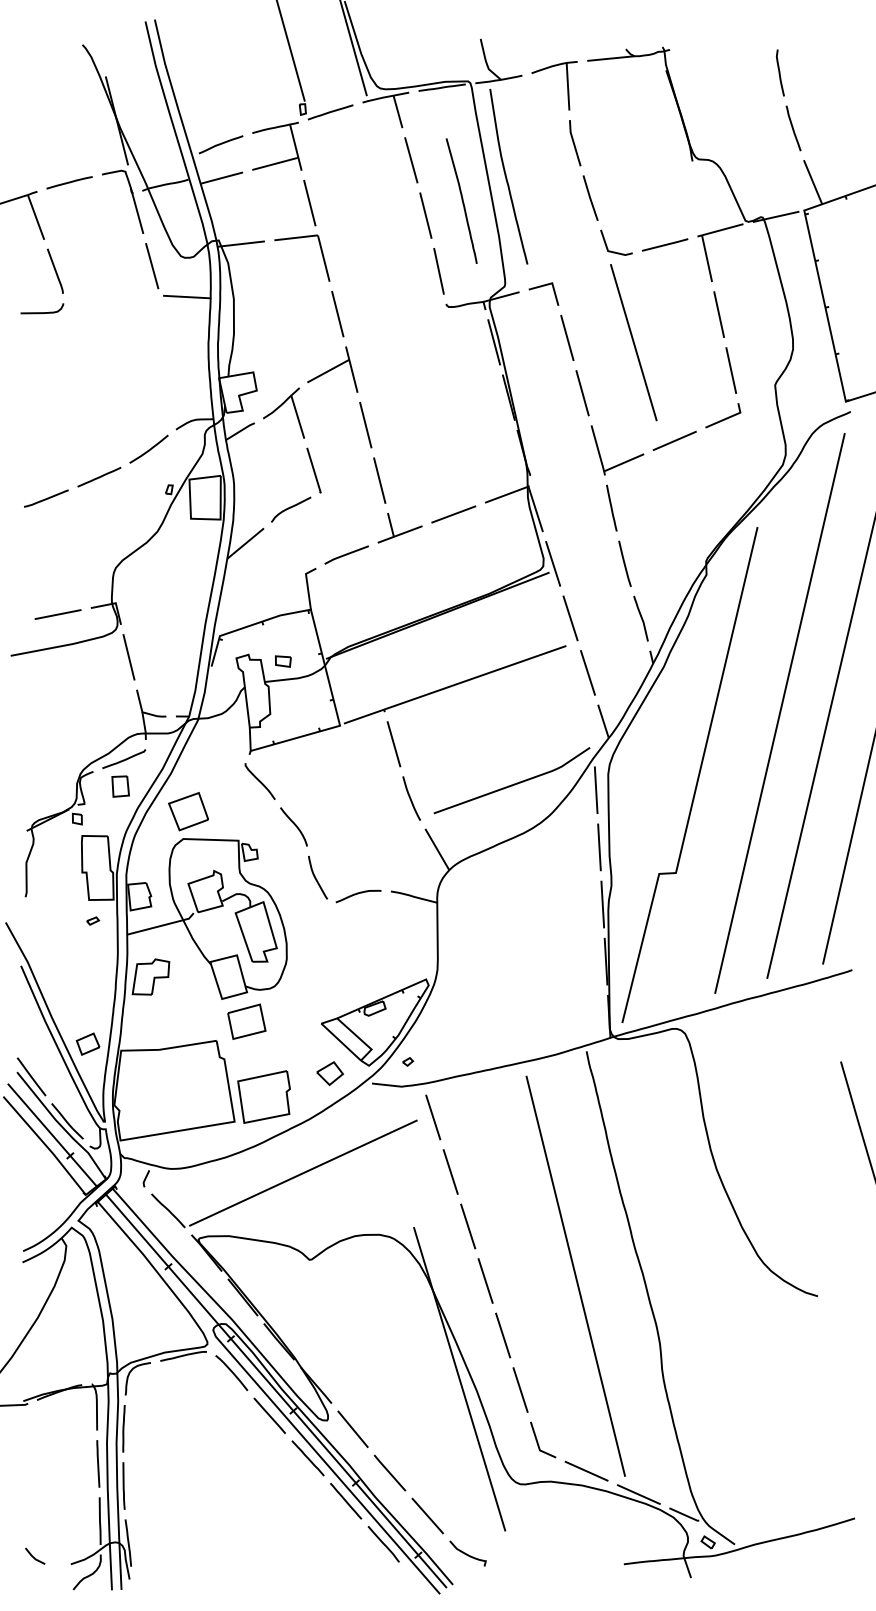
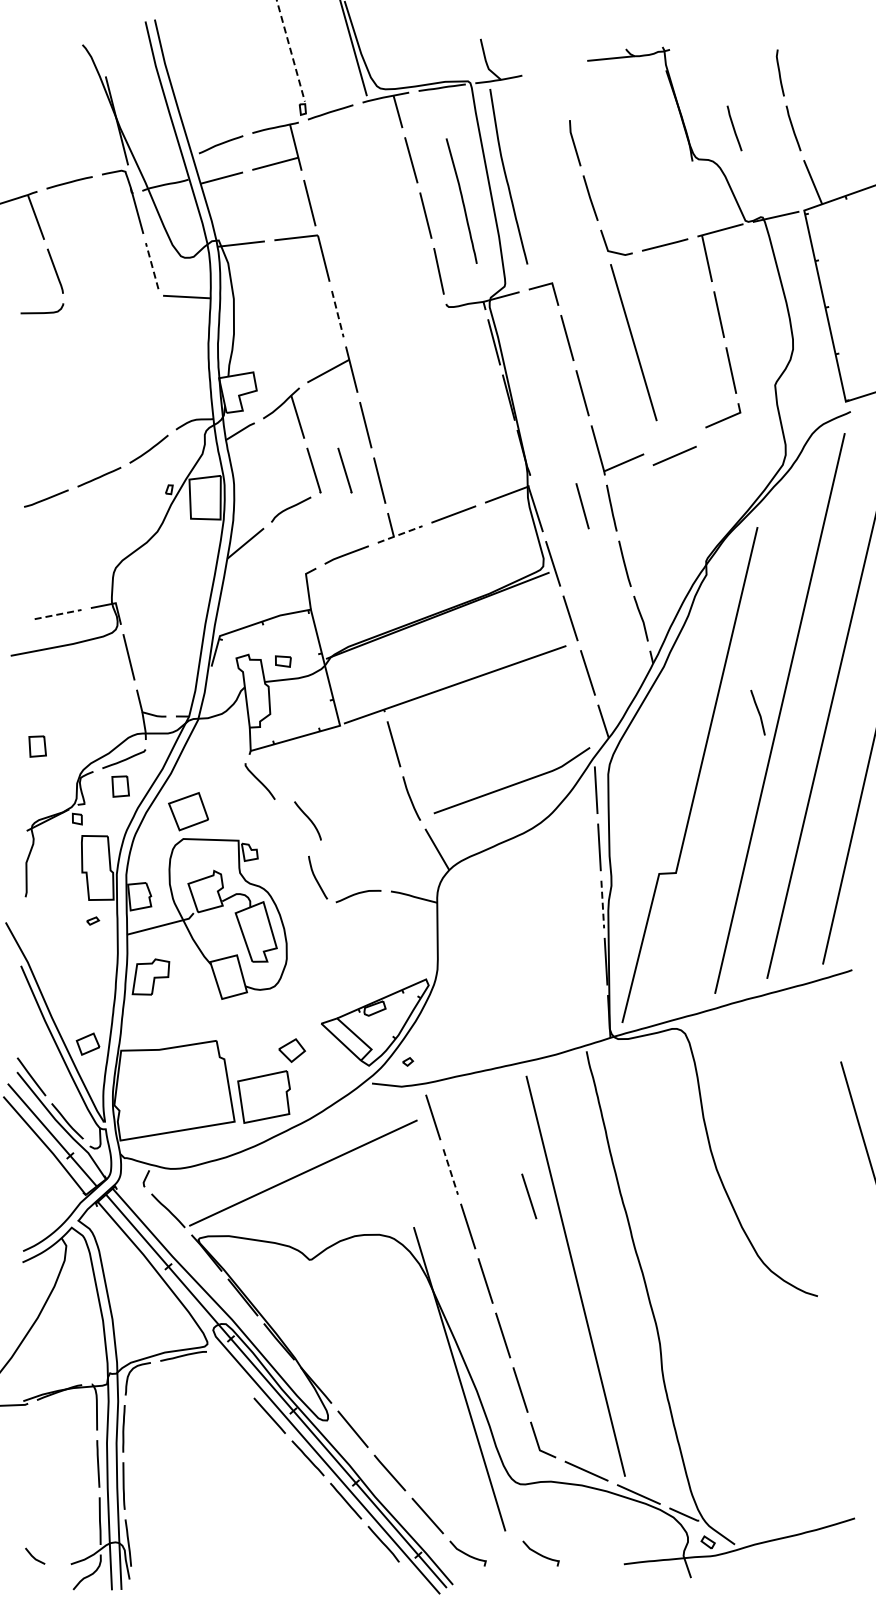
line: solid -> dashed (291, 51)
part: present -> none (566, 82)
line: none -> present (734, 128)
line: solid -> dashed (152, 266)
line: solid -> dashed (337, 314)
line position: (674, 440) -> (674, 455) (674, 455)
line: none -> present (344, 470)
line: none -> present (582, 506)
line: solid -> dashed (400, 534)
line: solid -> dashed (58, 614)
curve: none -> present (757, 711)
part: none -> present (37, 746)
curve position: (294, 825) -> (308, 819) (308, 819)
line: solid -> dashed (602, 904)
part: present -> none (246, 1021)
part position: (329, 1073) -> (291, 1050) (291, 1050)
line: solid -> dashed (450, 1171)
line: none -> present (529, 1196)
curve: present -> none (231, 1372)
curve: none -> present (540, 1553)
